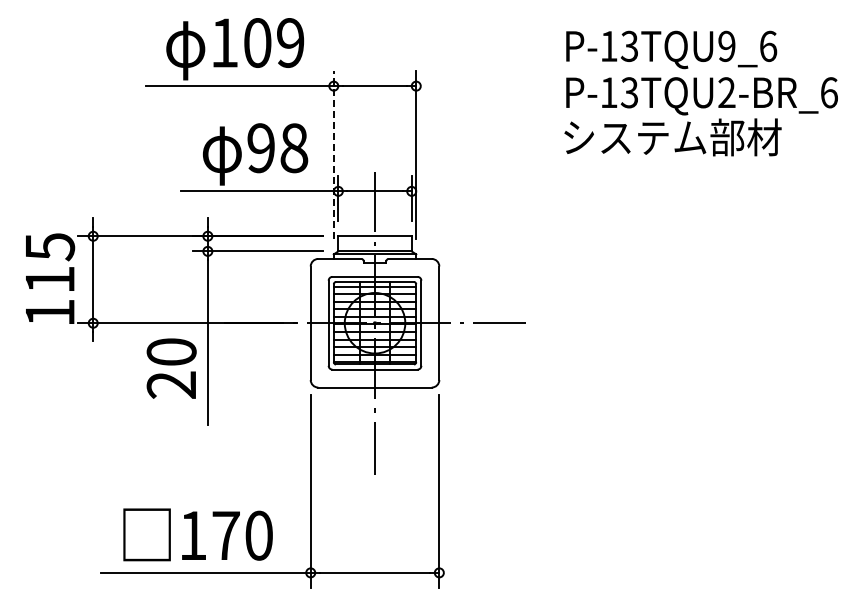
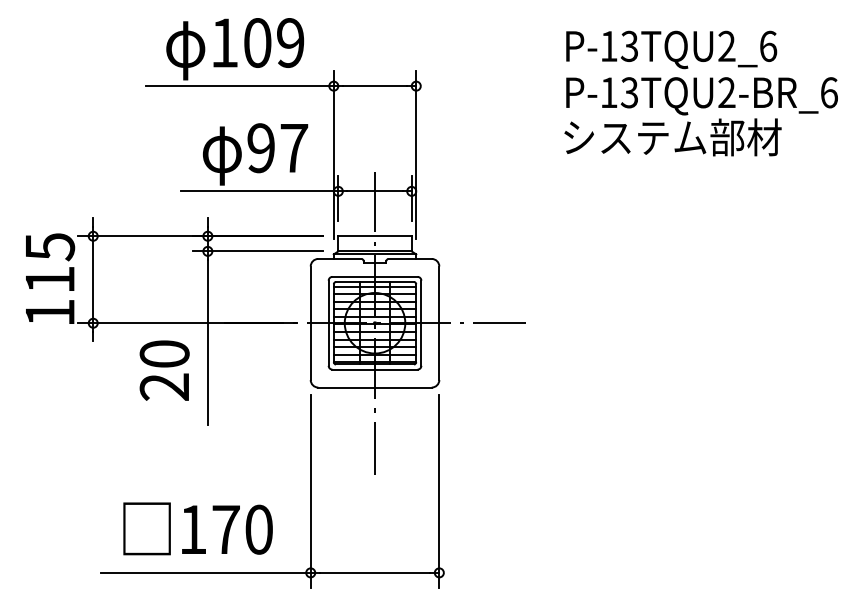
text: P-13TQU9_6 -> P-13TQU2_6 (726, 46)
text: 98 -> 97 (294, 148)
line: dashed -> solid (333, 154)
text position: (171, 368) -> (164, 370) (164, 370)
text position: (197, 534) -> (197, 528) (197, 528)
